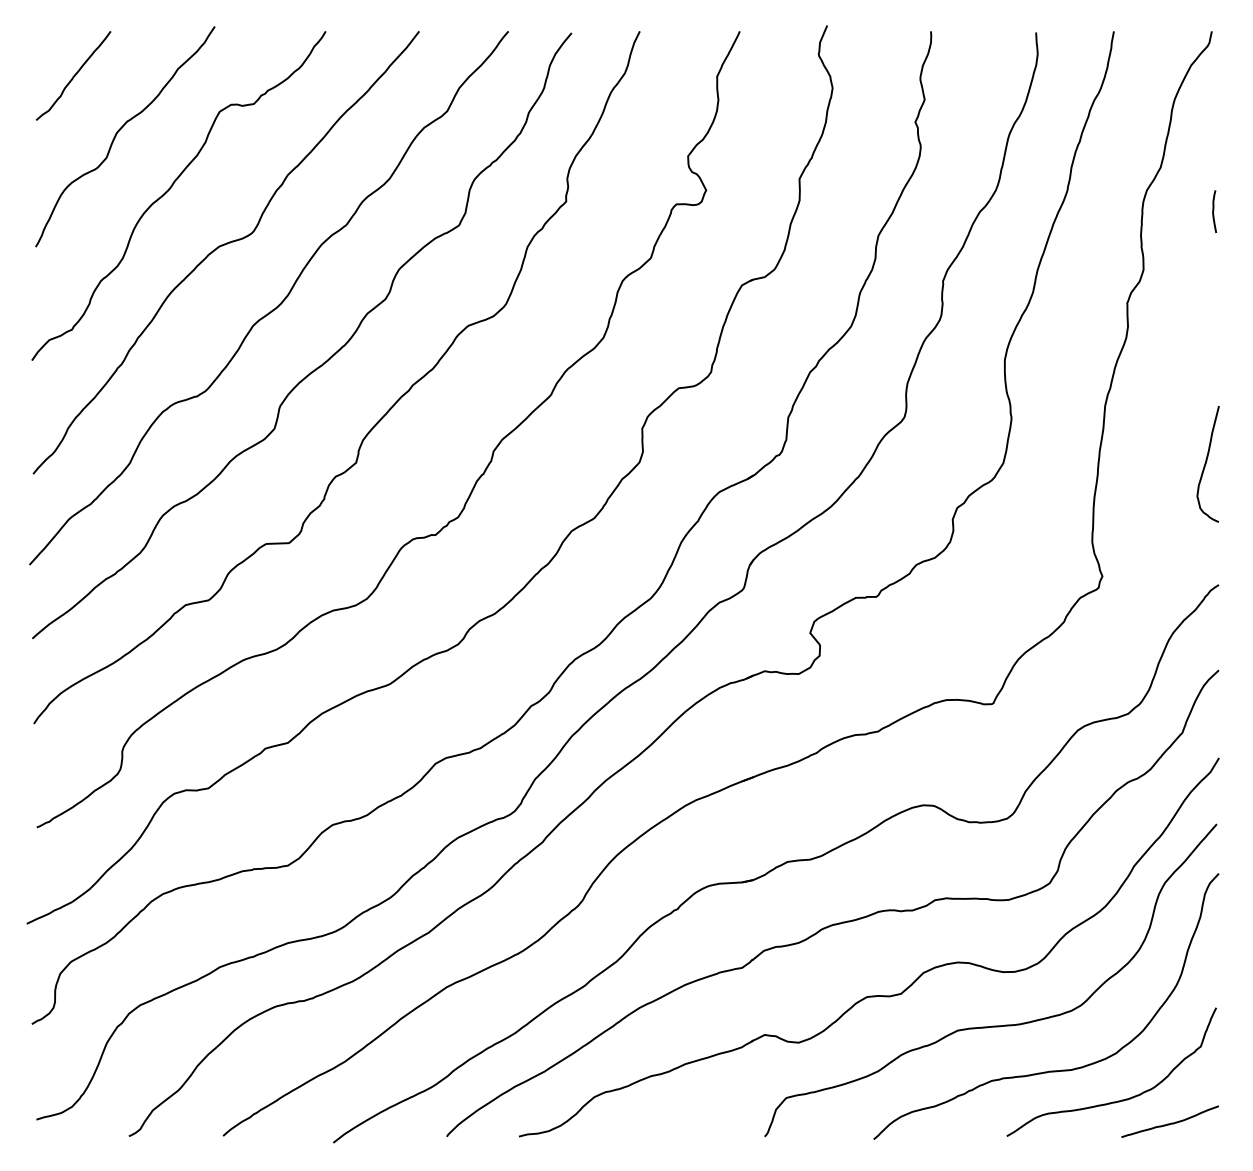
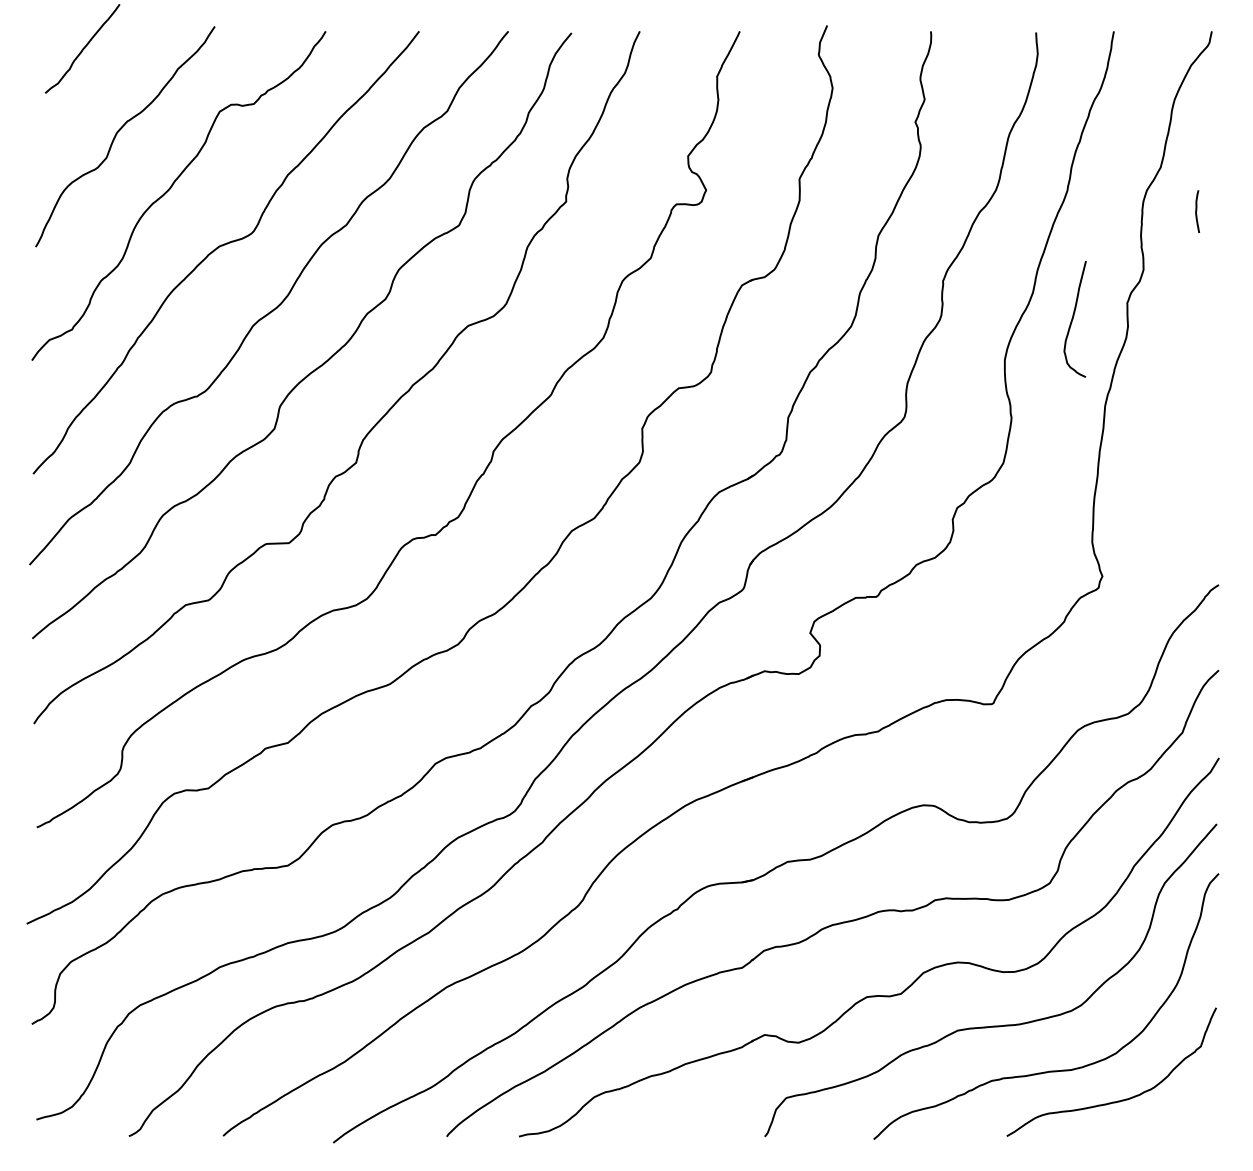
curve position: (73, 75) -> (82, 48) (82, 48)
curve position: (1214, 211) -> (1197, 211) (1197, 211)
curve position: (1206, 464) -> (1073, 319) (1073, 319)
curve: present -> none (1169, 1123)
